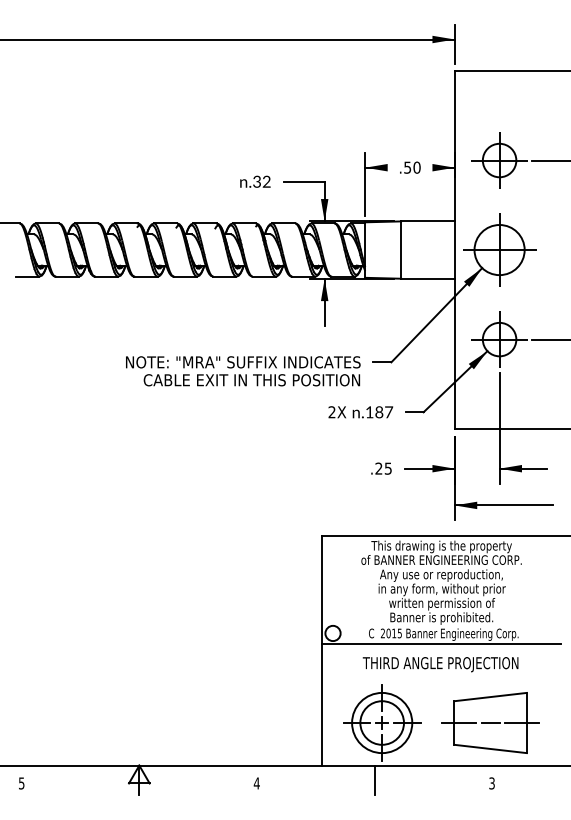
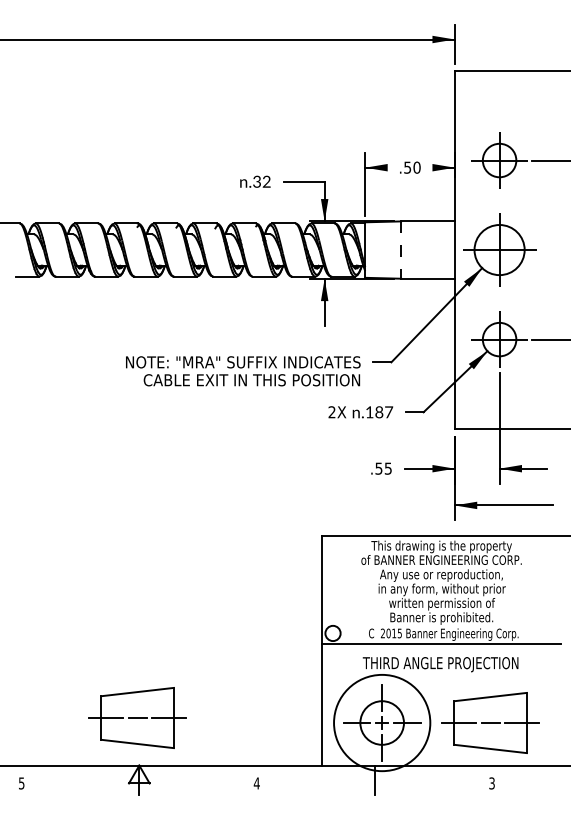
line: solid -> dashed (401, 250)
text: .25 -> .55 (378, 468)
part: none -> present (137, 717)
circle diameter: 60 px -> 96 px (382, 722)
